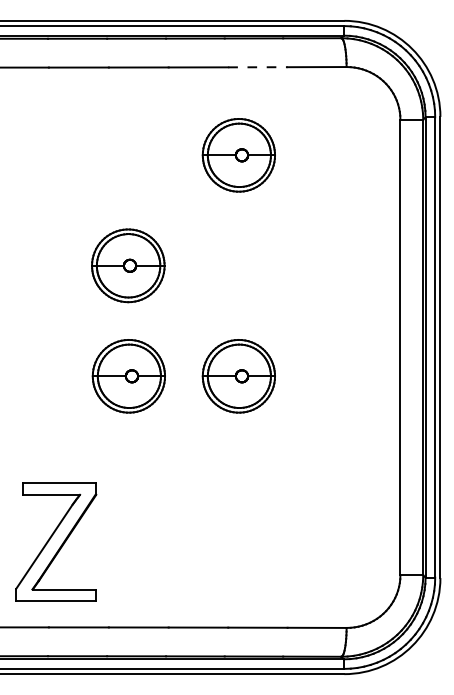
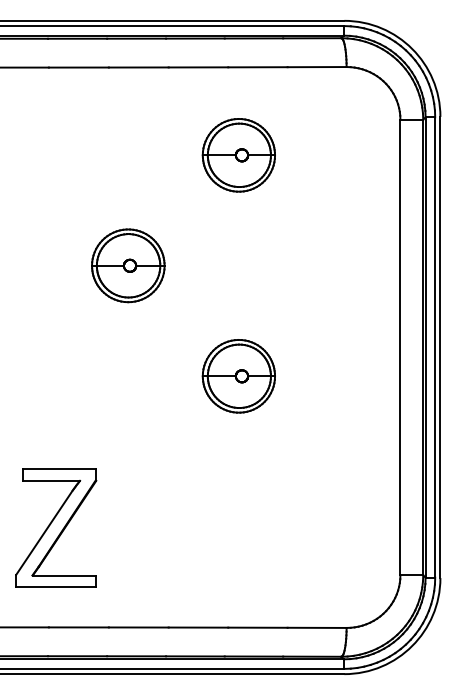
line: dashed -> solid (257, 67)
part: present -> none (128, 376)
part position: (56, 541) -> (56, 527) (56, 527)
